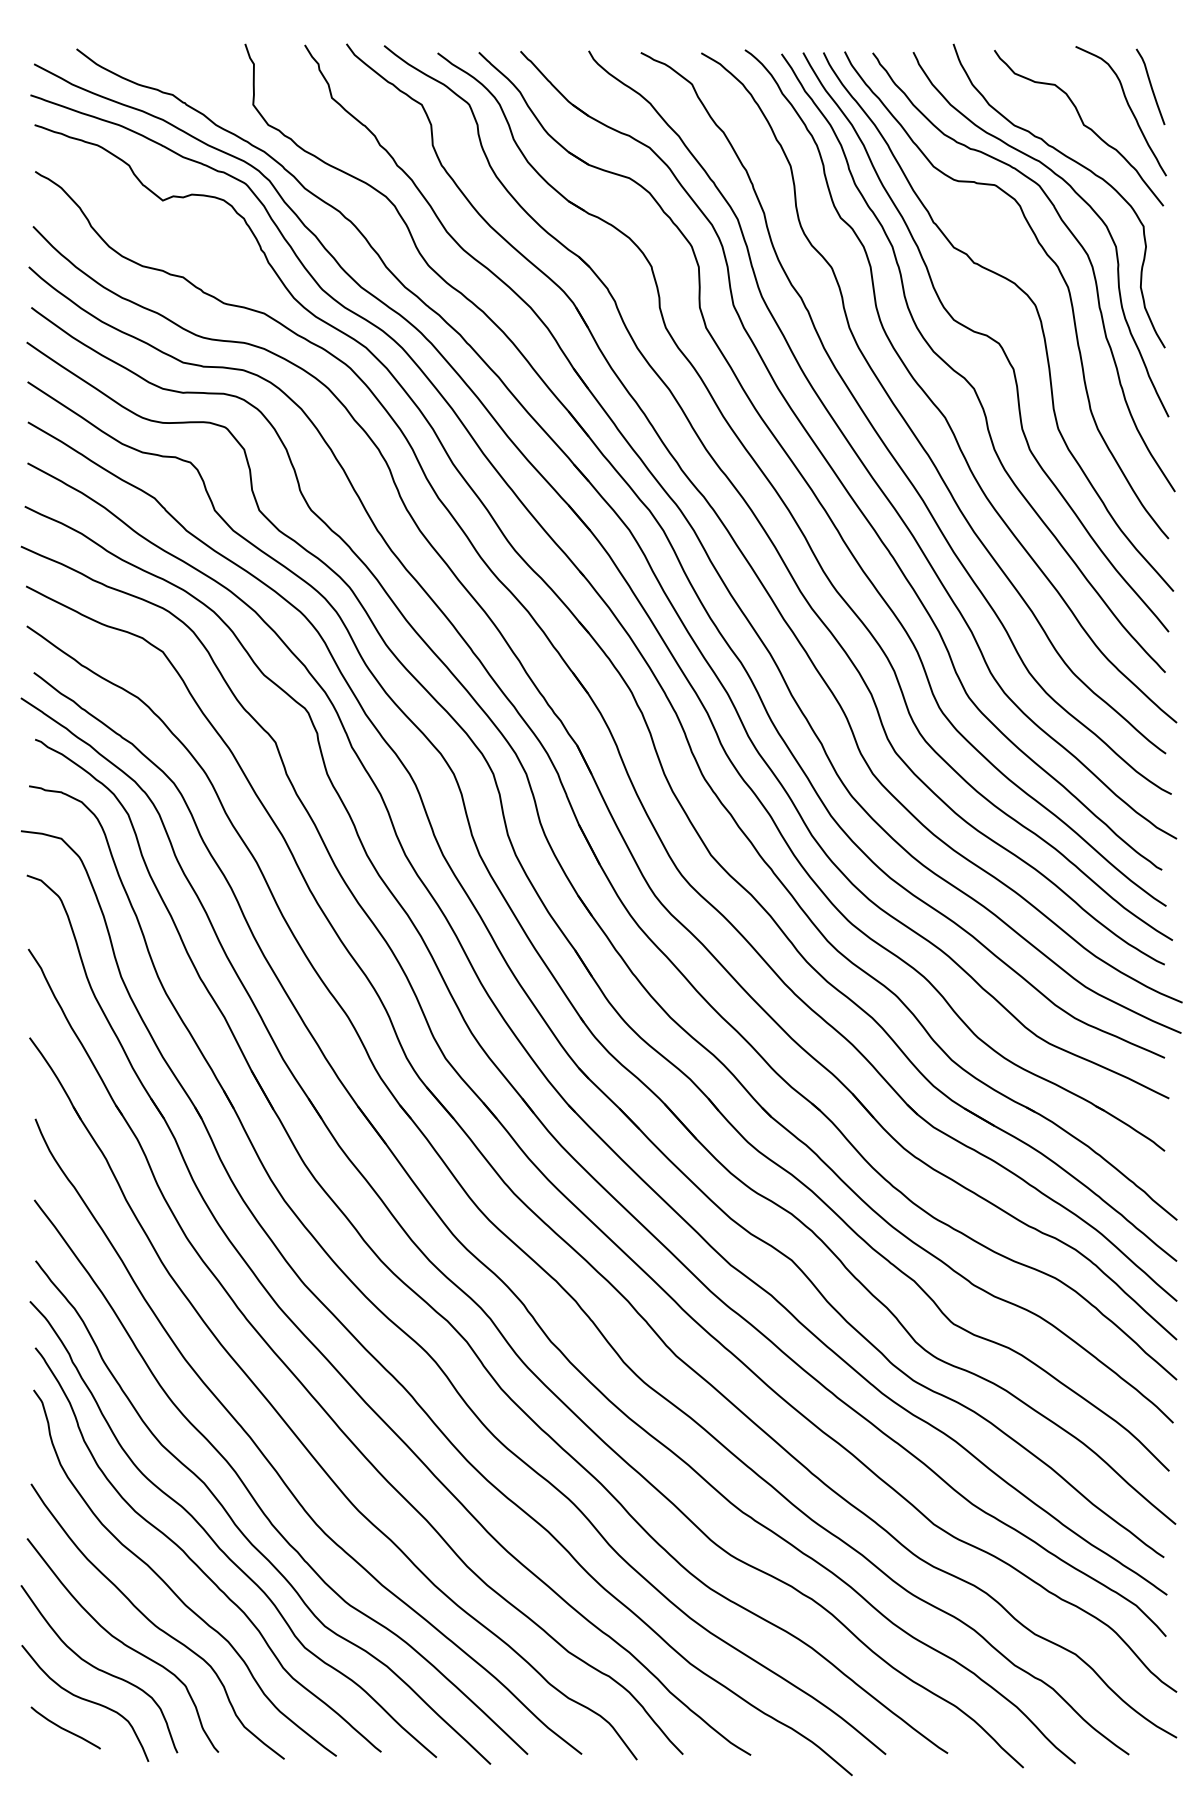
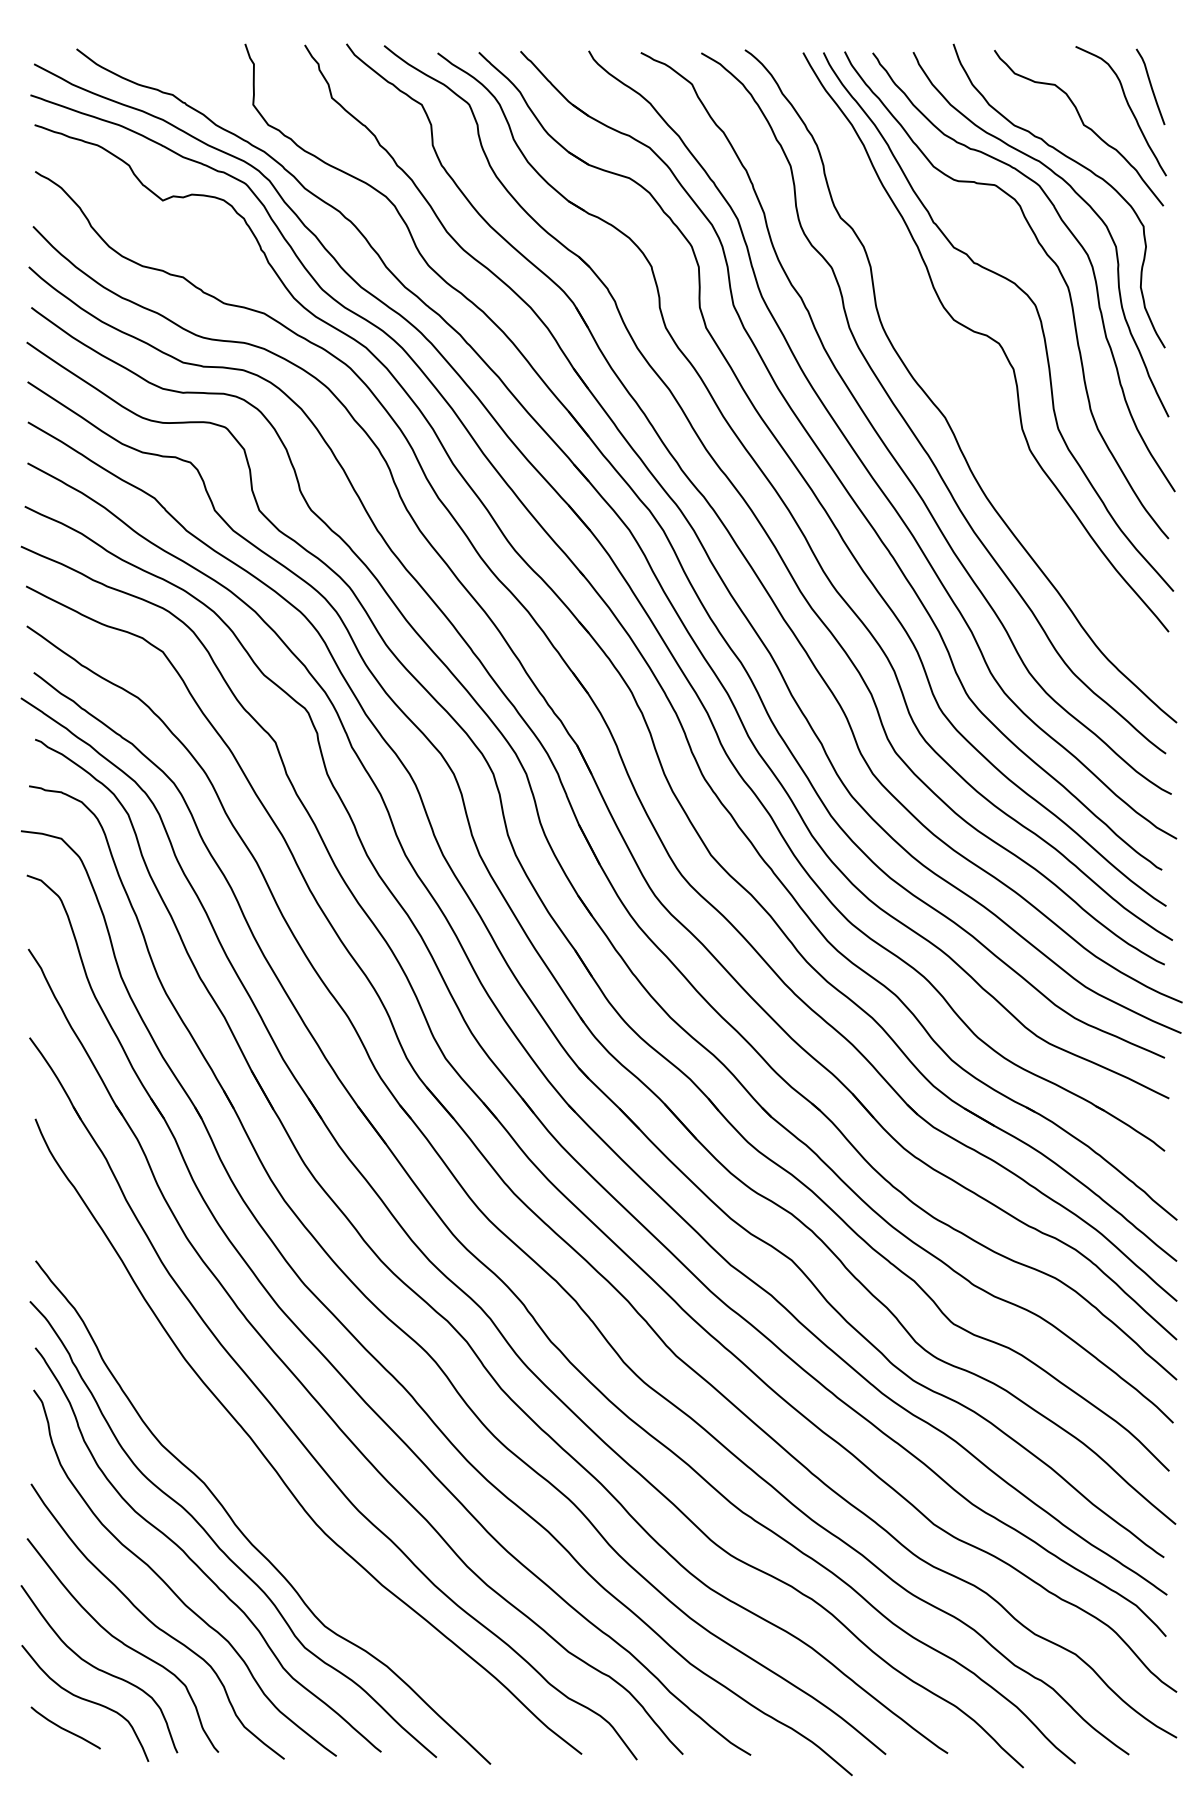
curve: present -> none (961, 374)
curve: present -> none (253, 1496)
